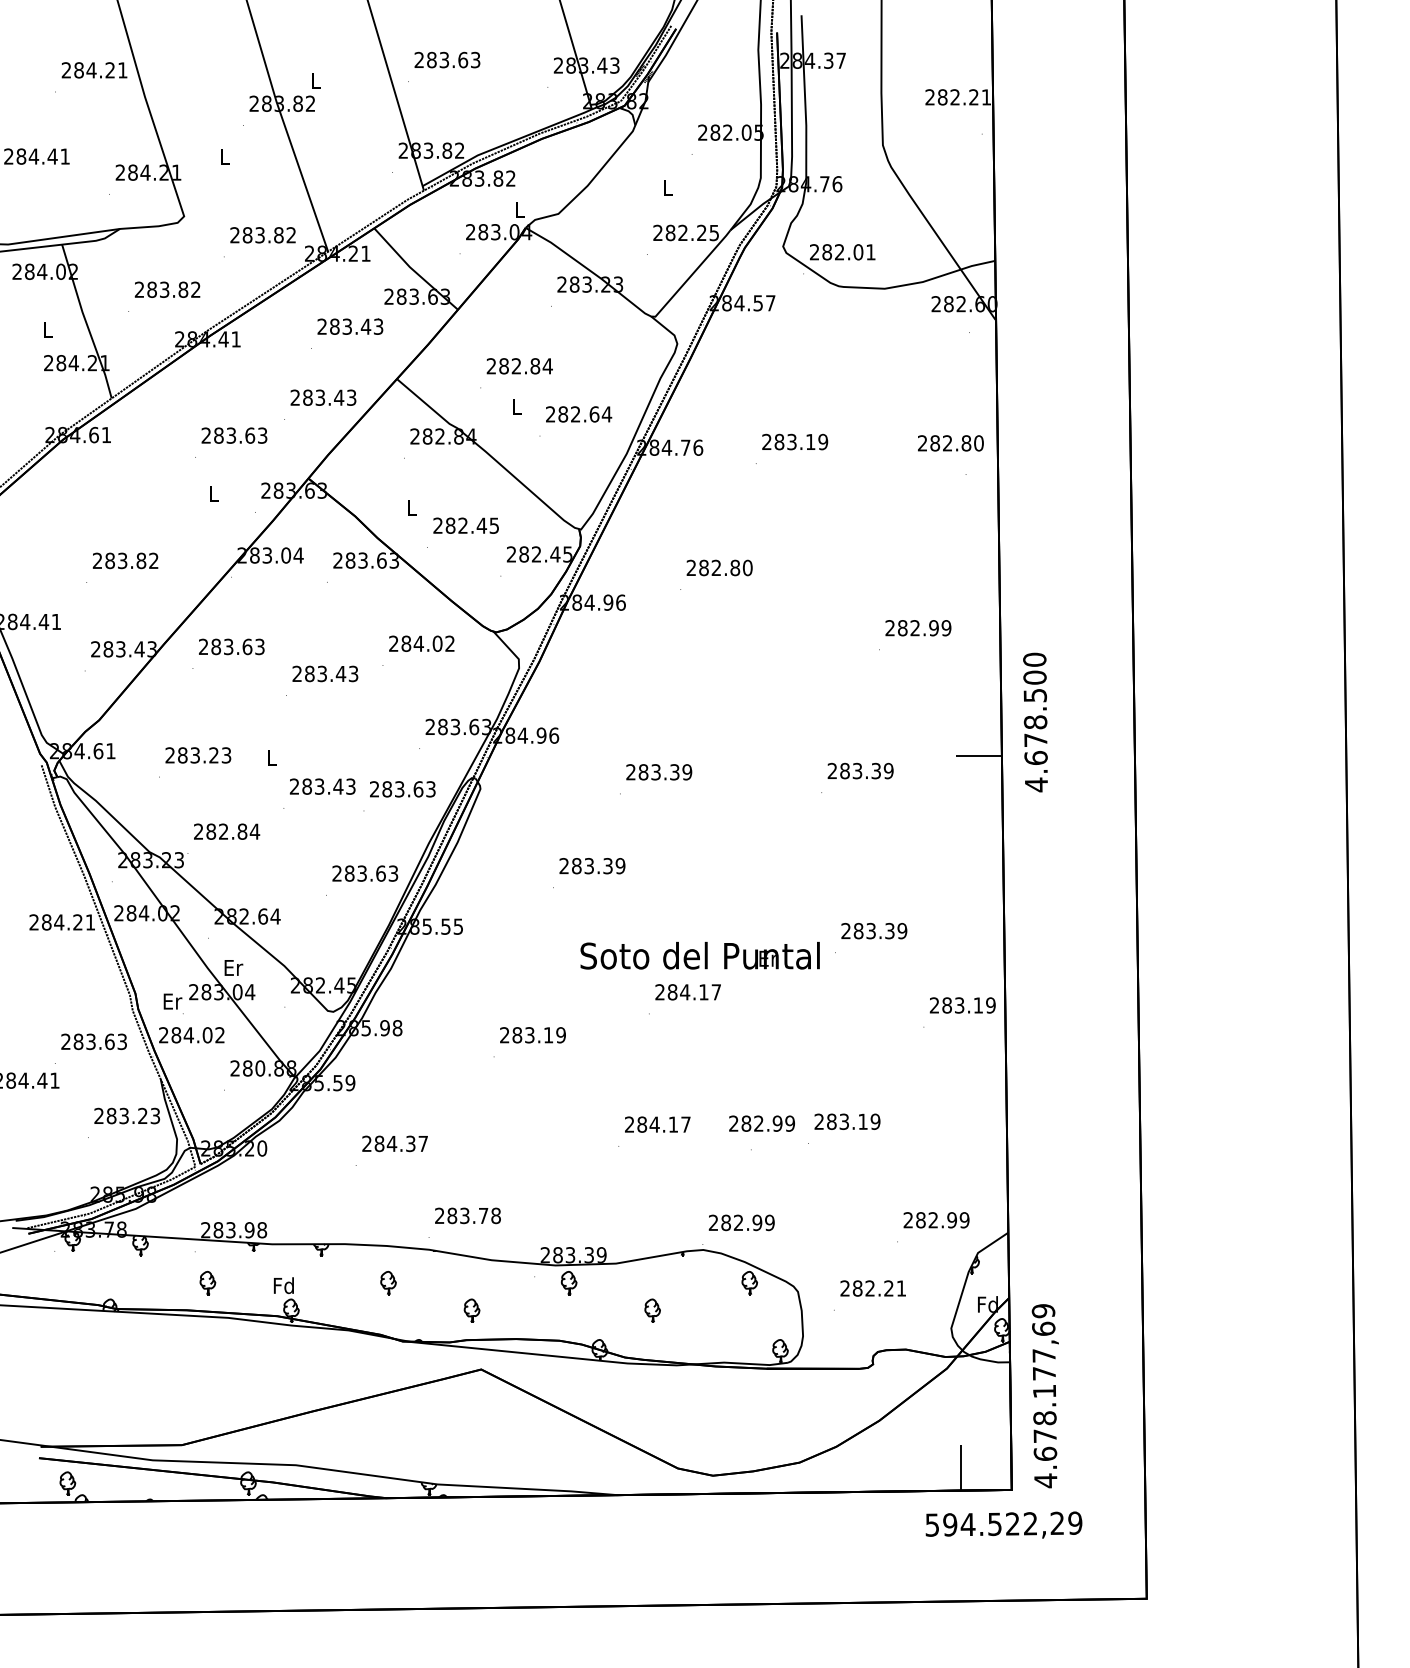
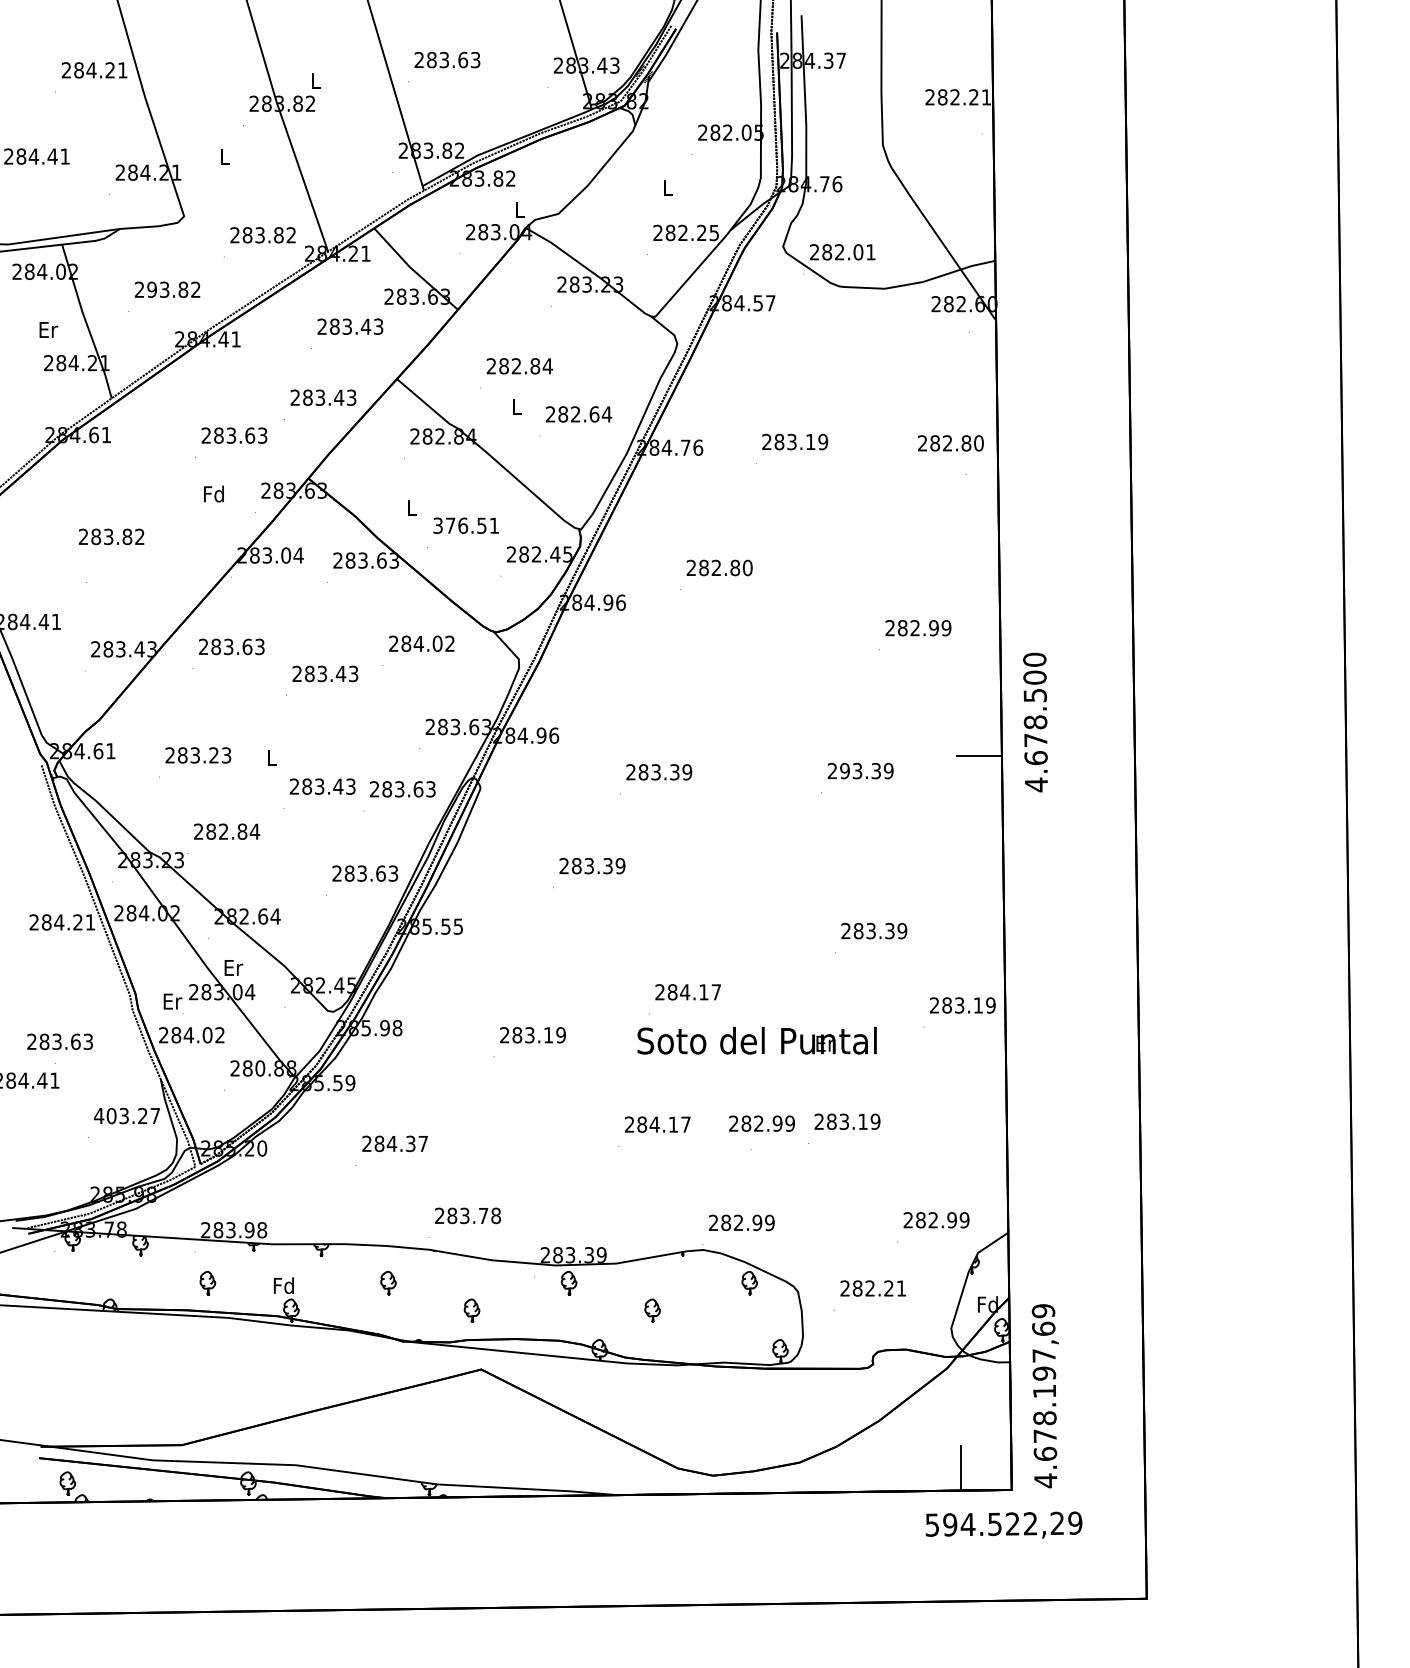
text: 283.82 -> 293.82 (151, 289)
text: L -> Er (48, 329)
text: L -> Fd (213, 493)
text: 282.45 -> 376.51 (465, 525)
text position: (125, 560) -> (111, 536) (111, 536)
text: 283.39 -> 293.39 (844, 771)
text position: (699, 955) -> (756, 1040) (756, 1040)
text position: (93, 1041) -> (59, 1041) (59, 1041)
text: 283.23 -> 403.27 (126, 1115)
text: 4.678.177,69 -> 4.678.197,69 (1044, 1373)
